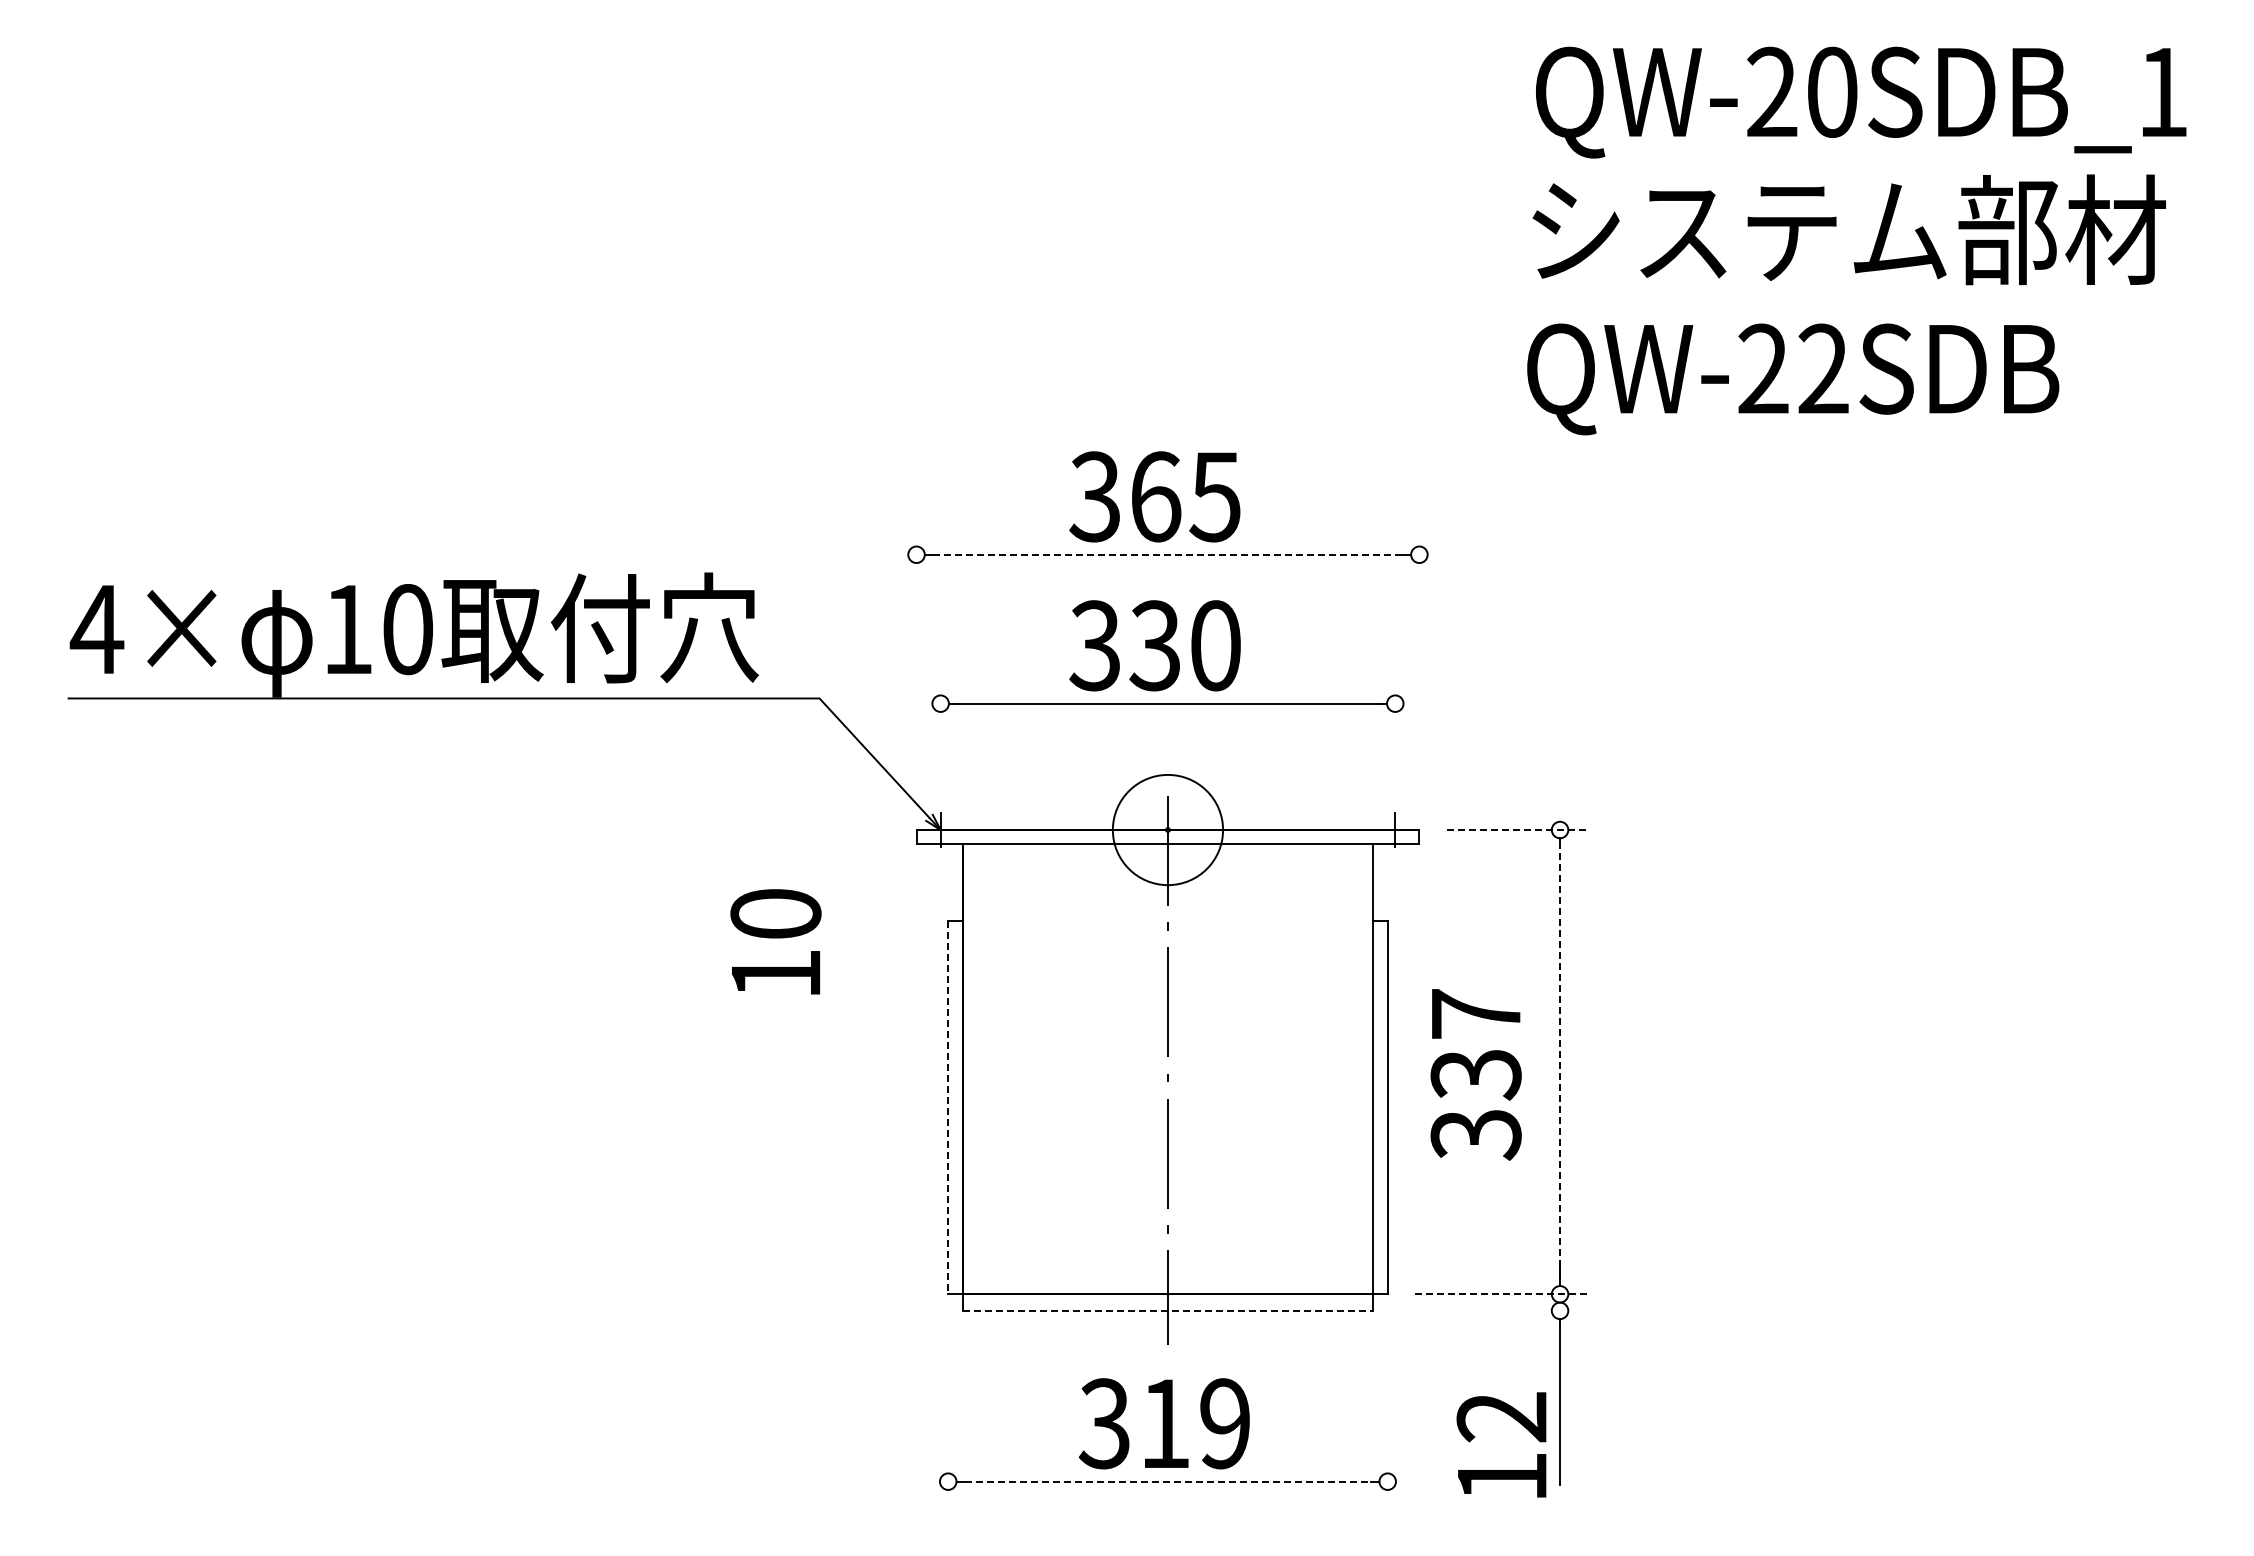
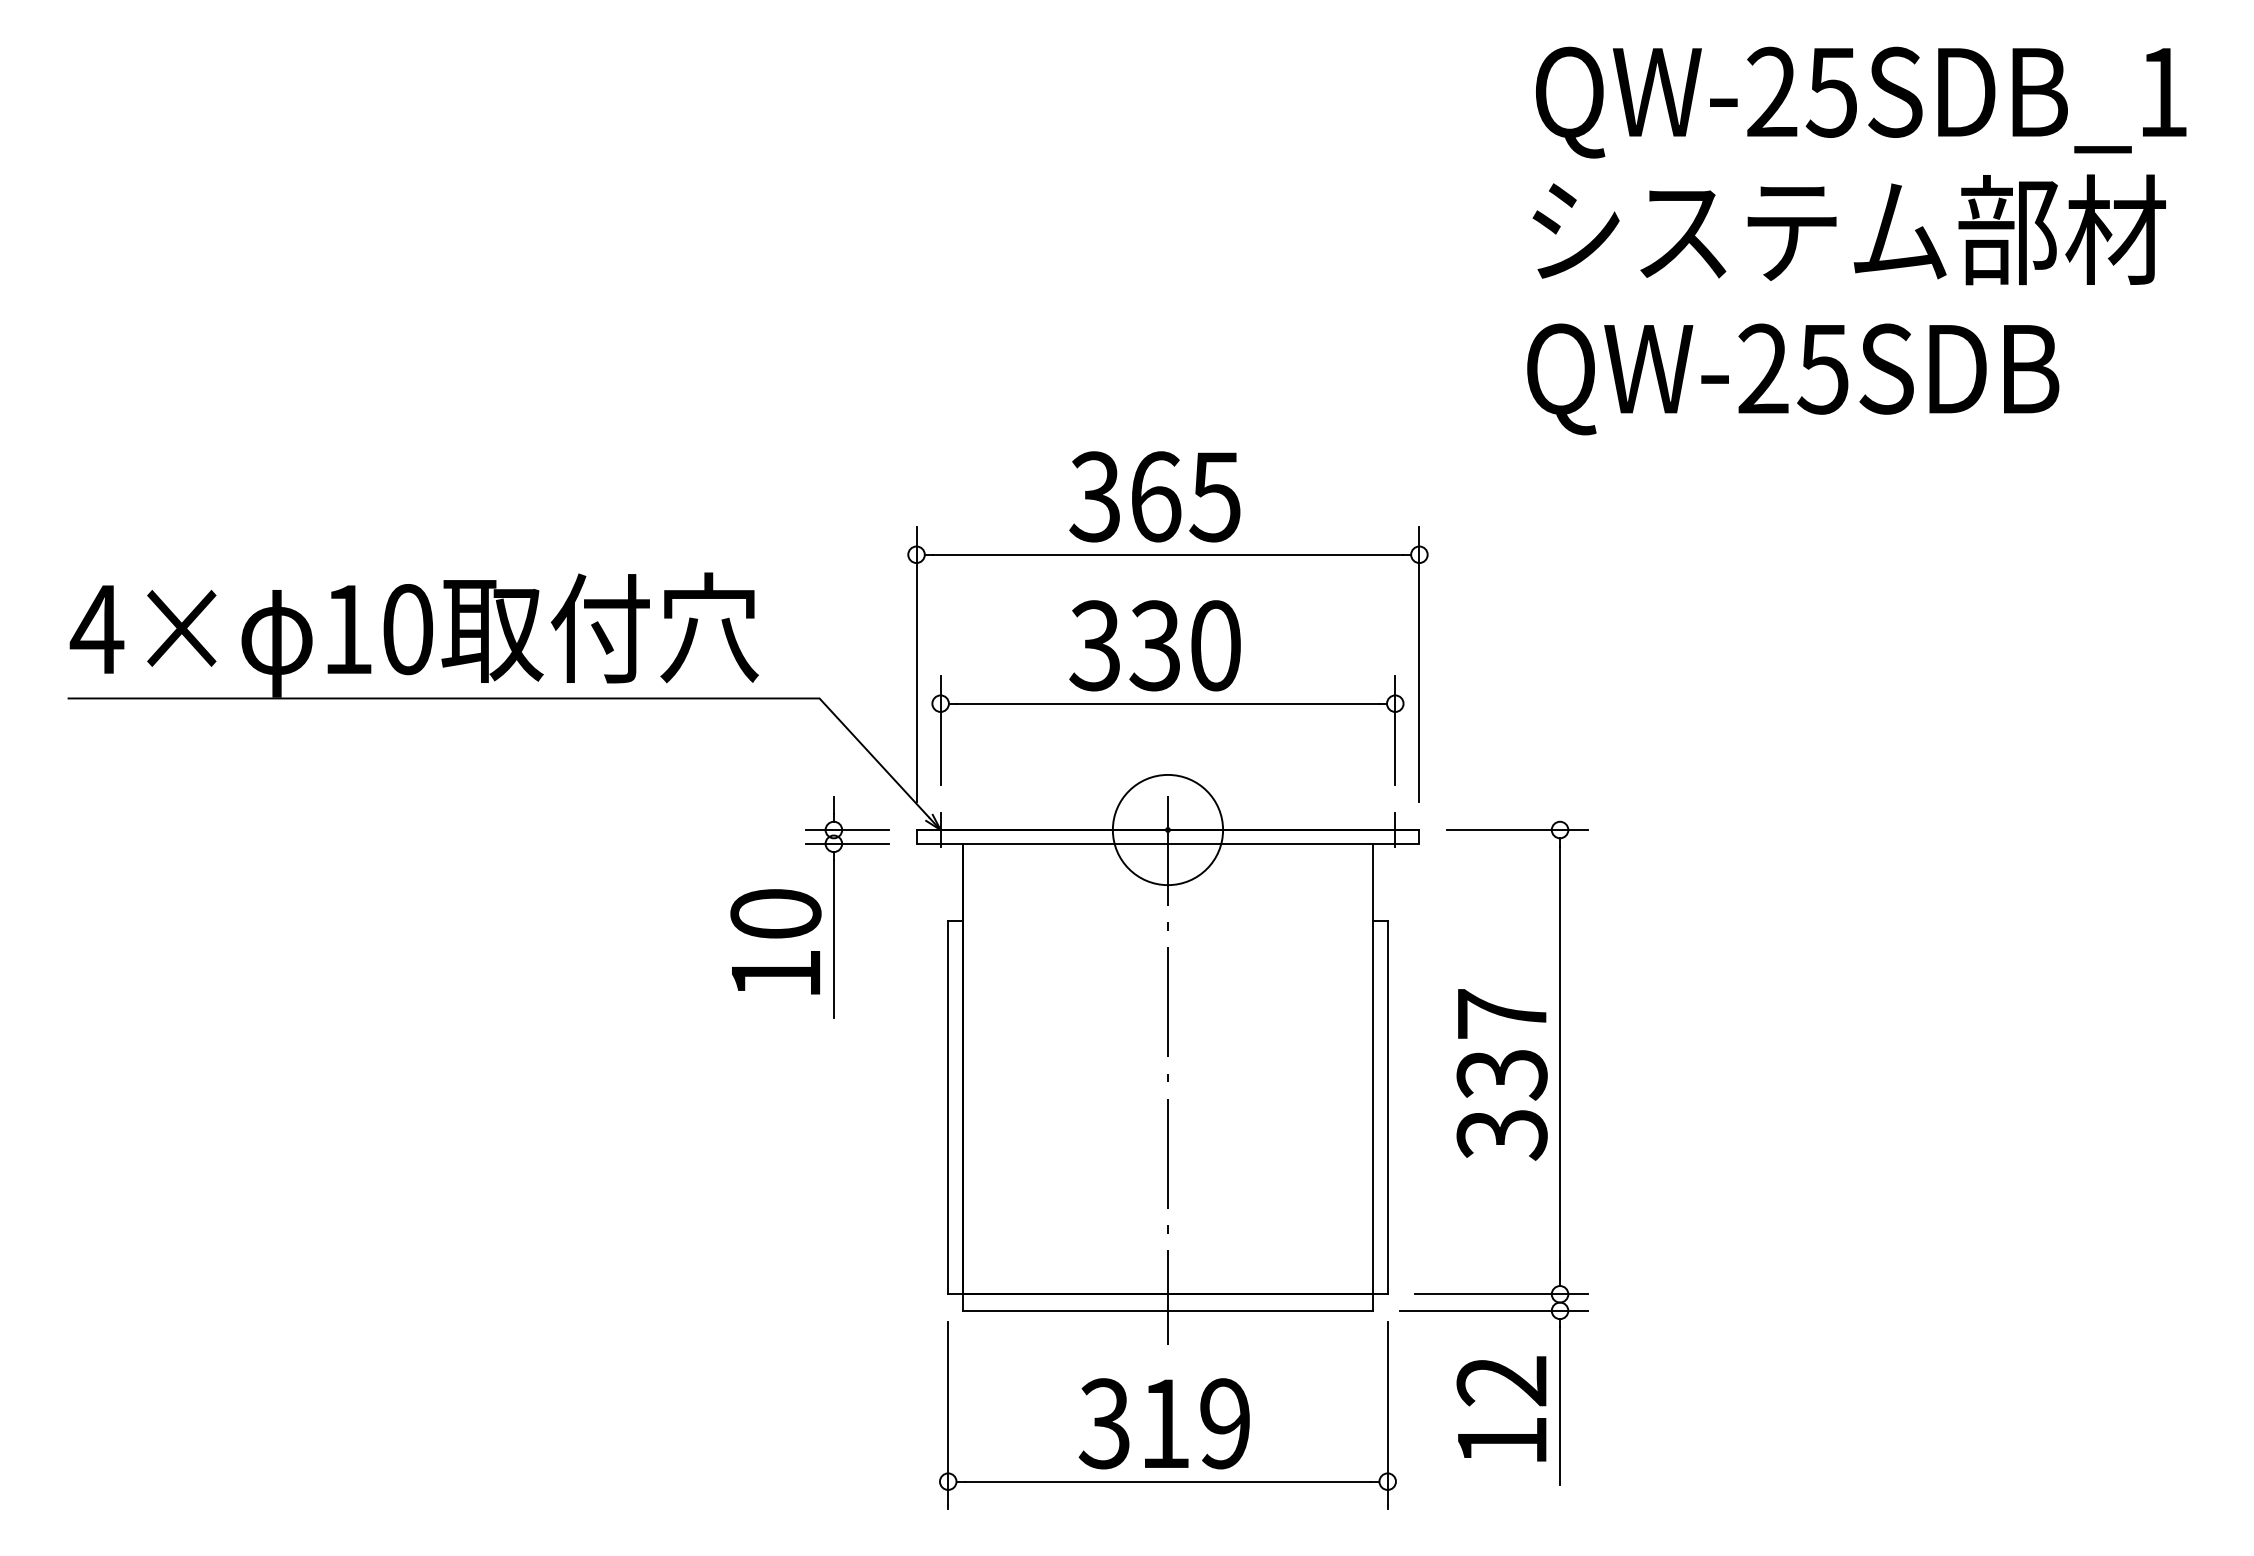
text: QW-20SDB_1 -> QW-25SDB_1 (1831, 91)
text: QW-22SDB -> QW-25SDB (1822, 368)
line: dashed -> solid (1167, 554)
line: none -> present (916, 664)
line: none -> present (1419, 664)
line: none -> present (940, 730)
line: none -> present (1395, 730)
line: dashed -> solid (1517, 830)
part: none -> present (834, 907)
line: dashed -> solid (1560, 1062)
text position: (1475, 1074) -> (1501, 1074) (1501, 1074)
line: dashed -> solid (948, 1107)
line: dashed -> solid (1501, 1294)
line: dashed -> solid (1167, 1310)
line: none -> present (1493, 1310)
line: none -> present (948, 1415)
line: none -> present (1387, 1415)
text position: (1501, 1444) -> (1501, 1408) (1501, 1408)
line: dashed -> solid (1168, 1481)
